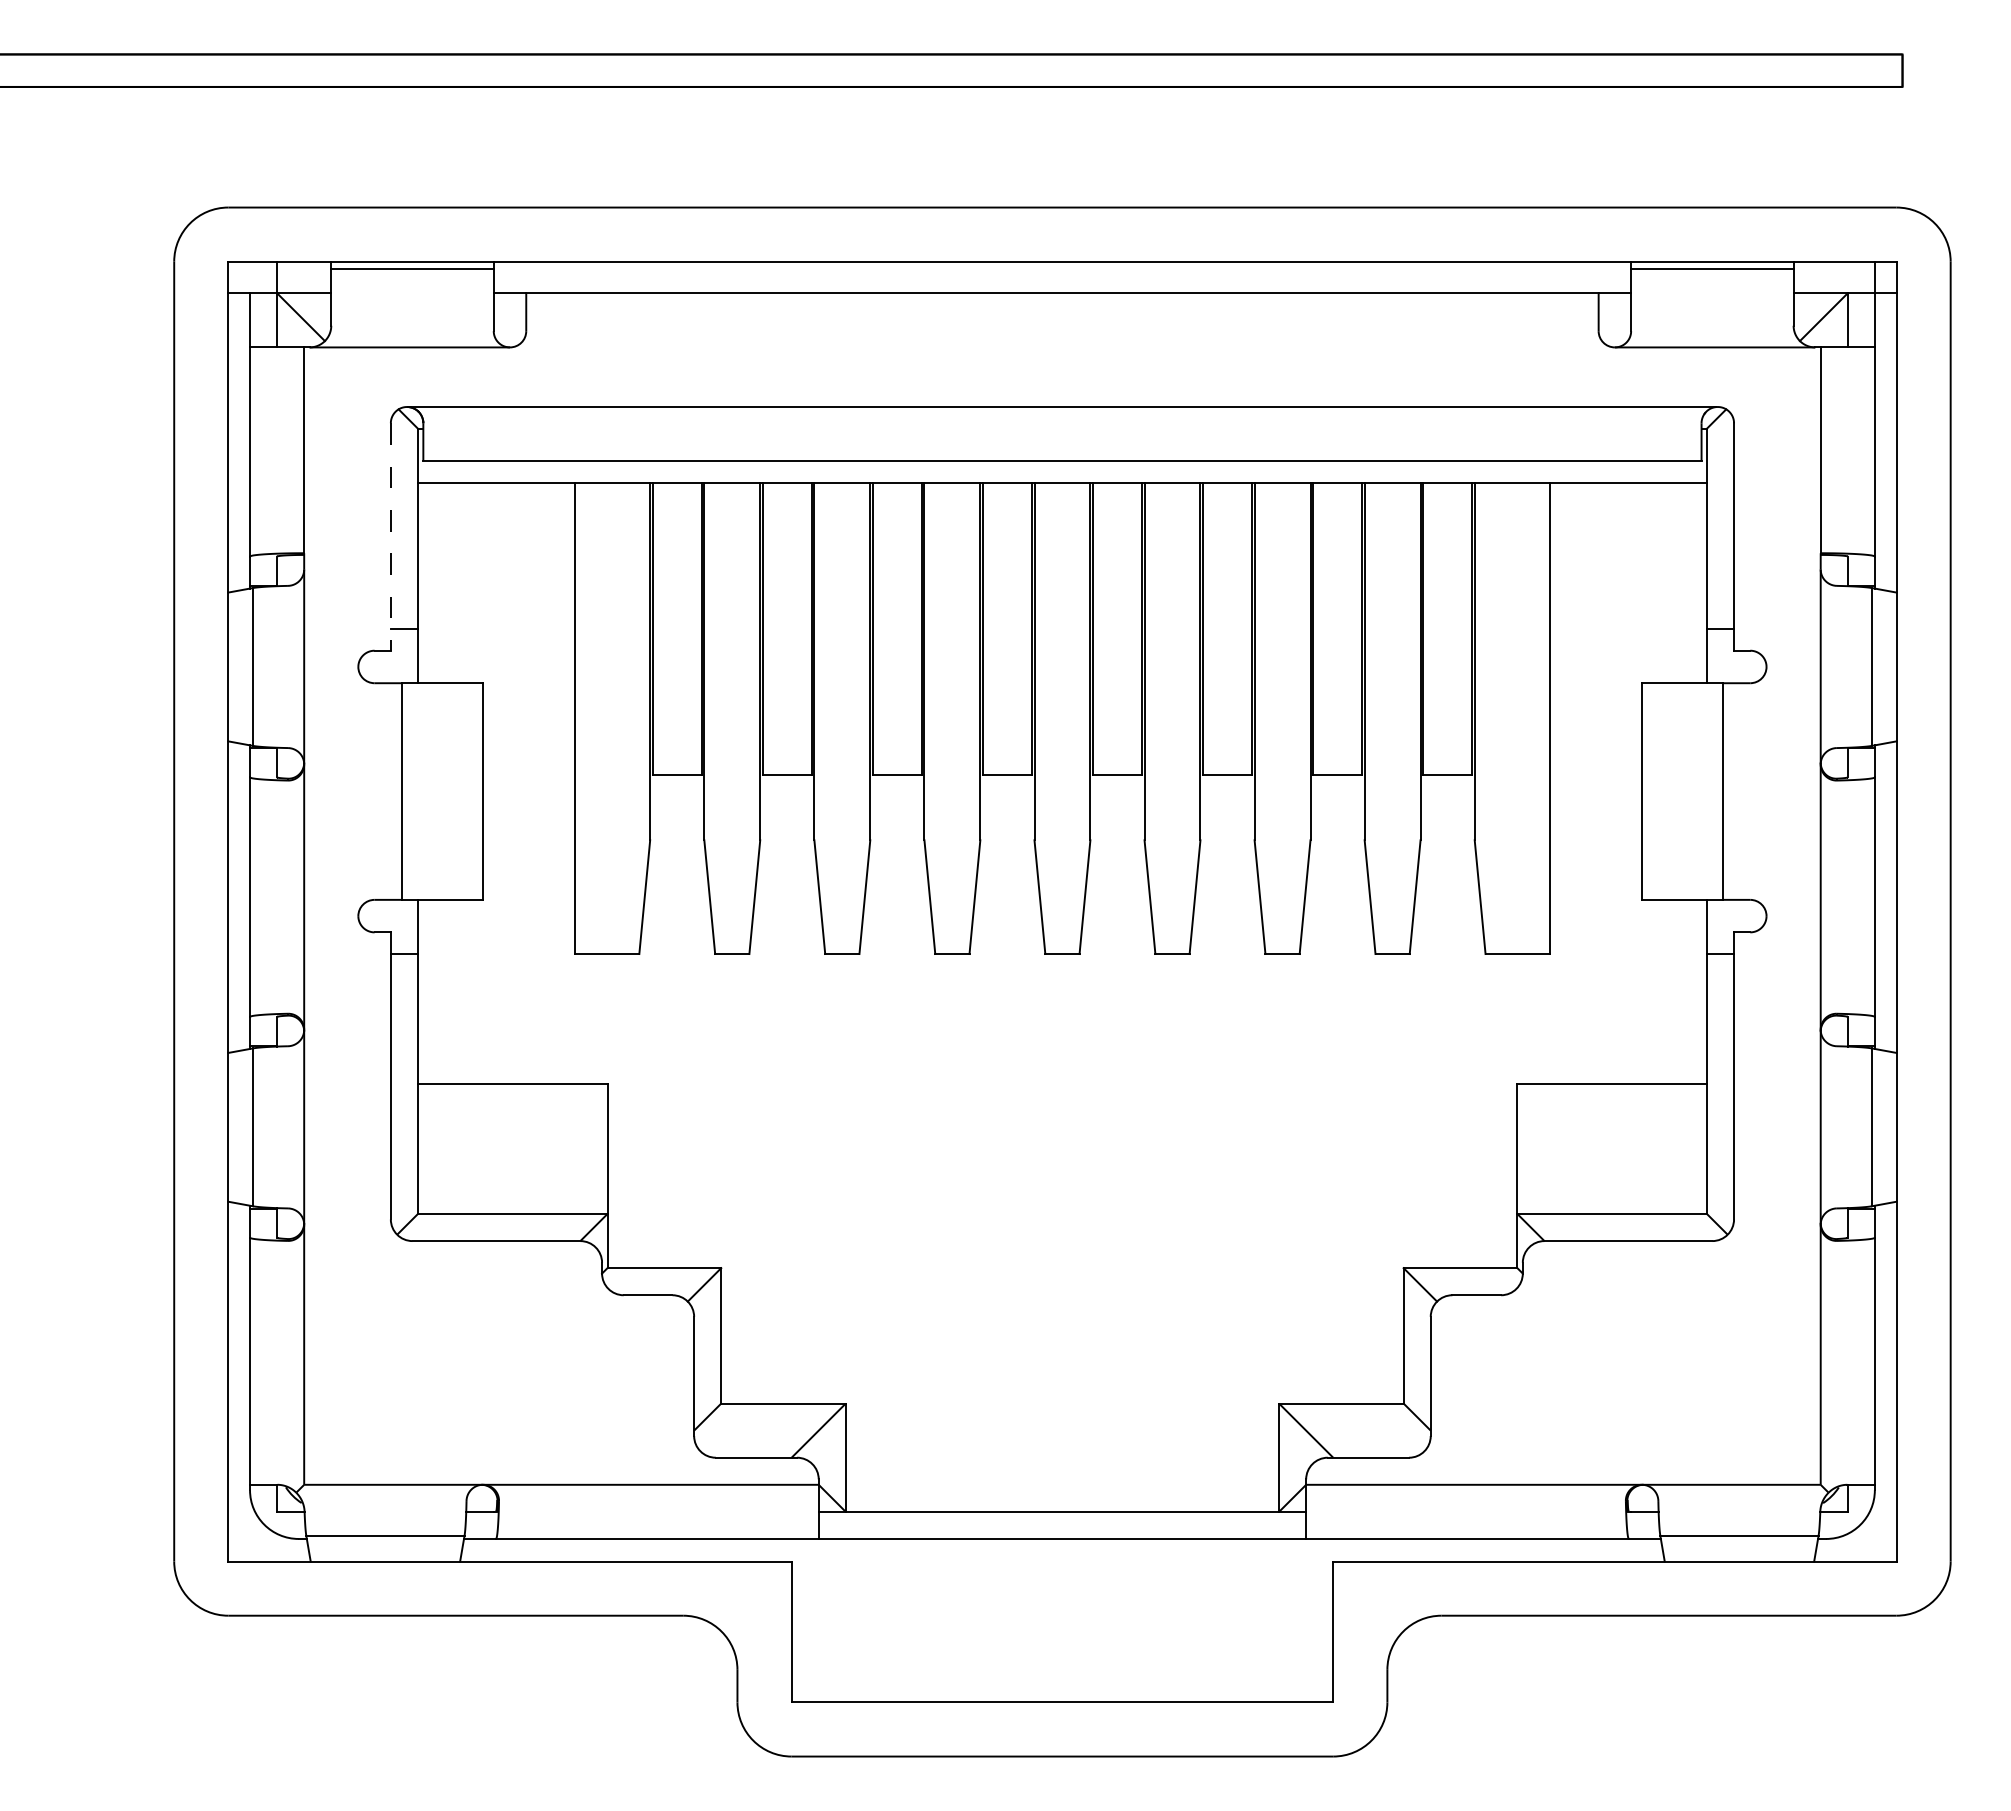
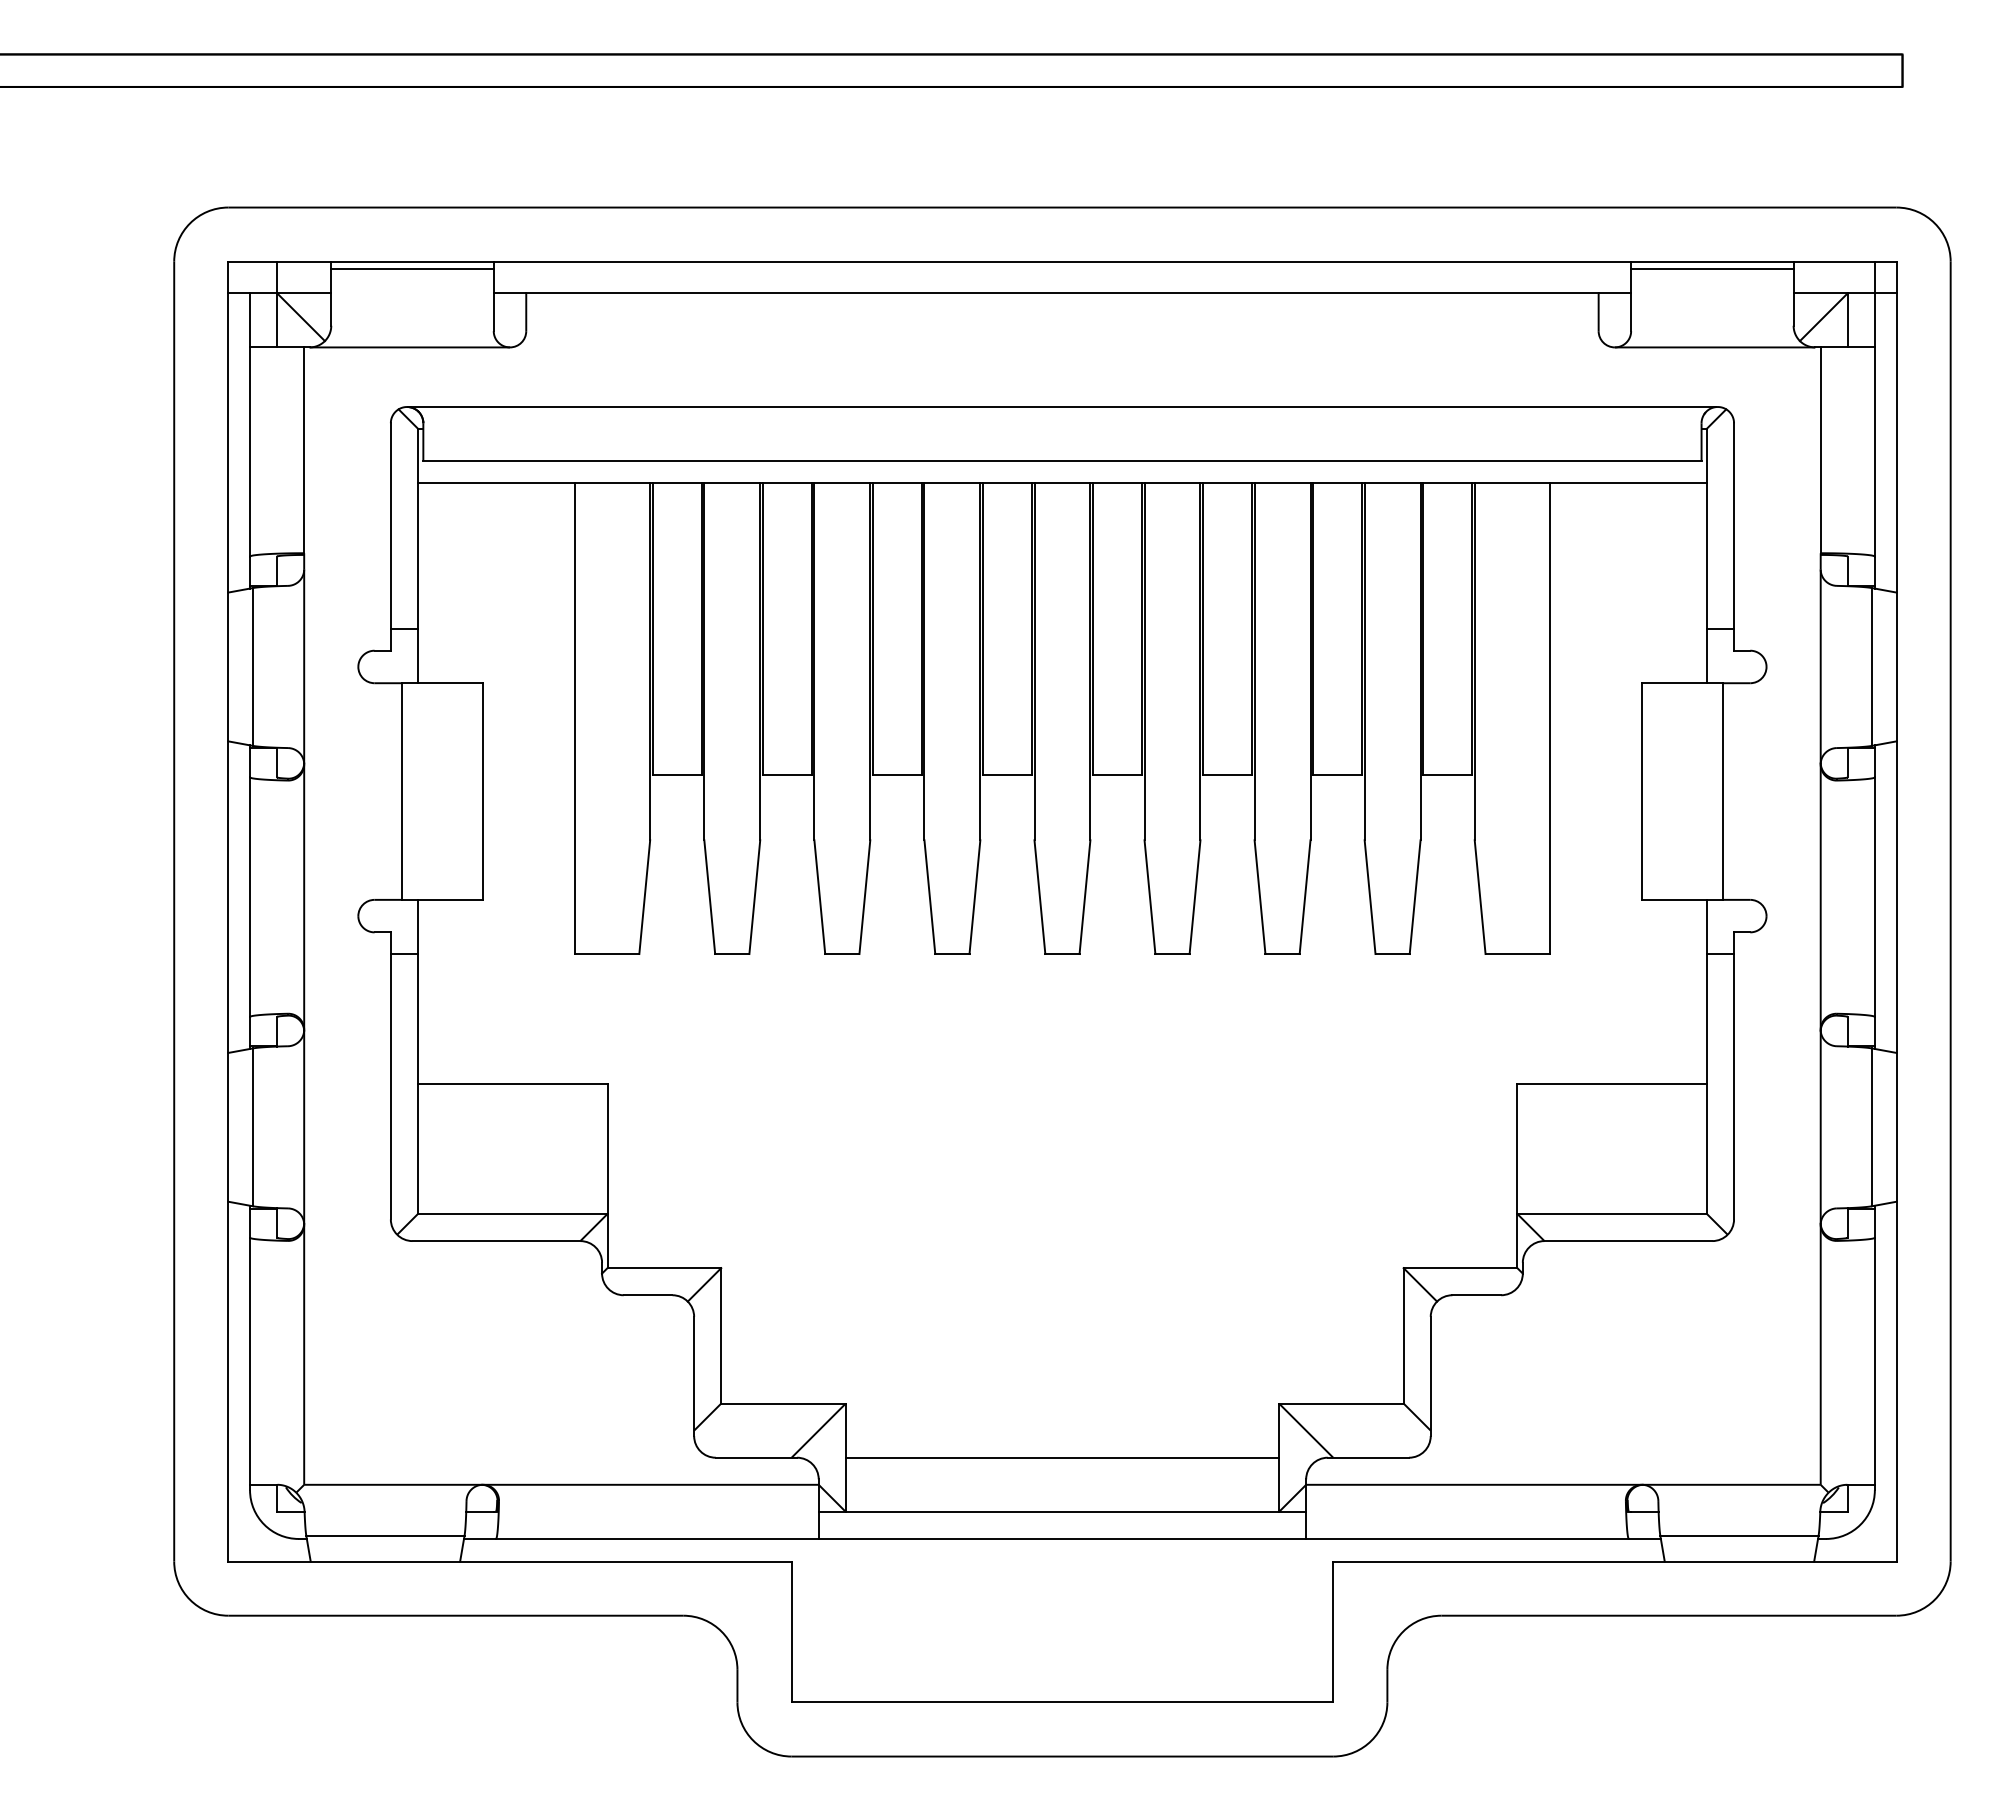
line: dashed -> solid (390, 536)
line: none -> present (1062, 1457)
